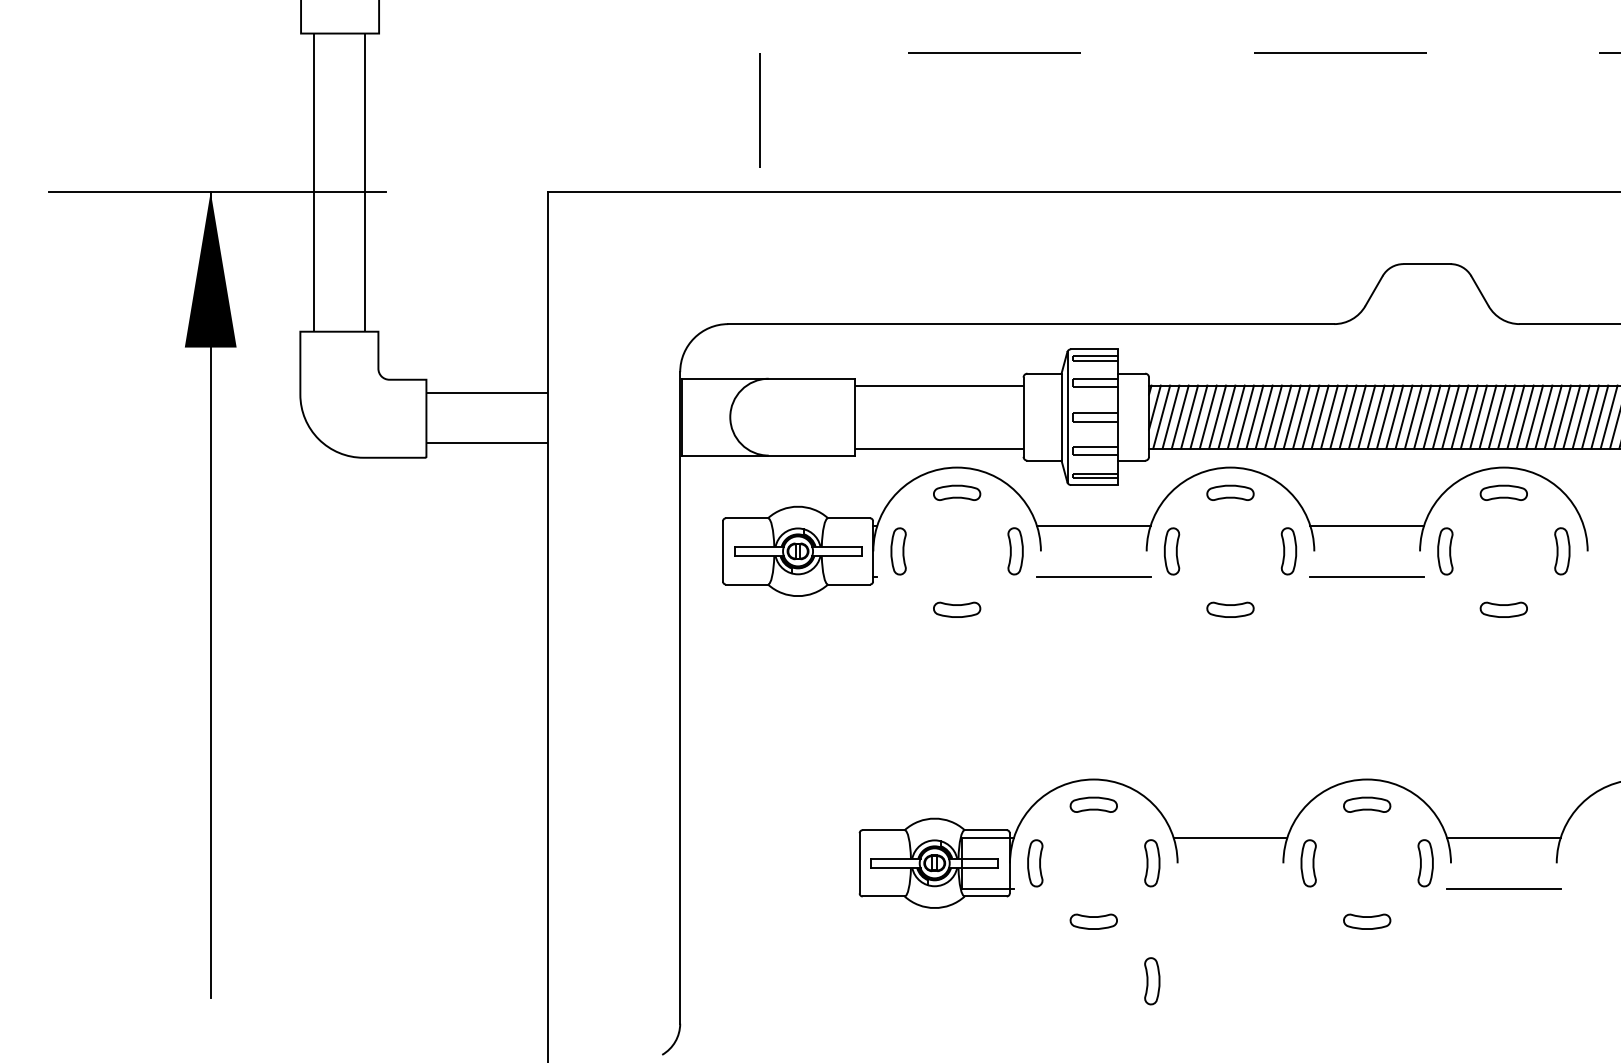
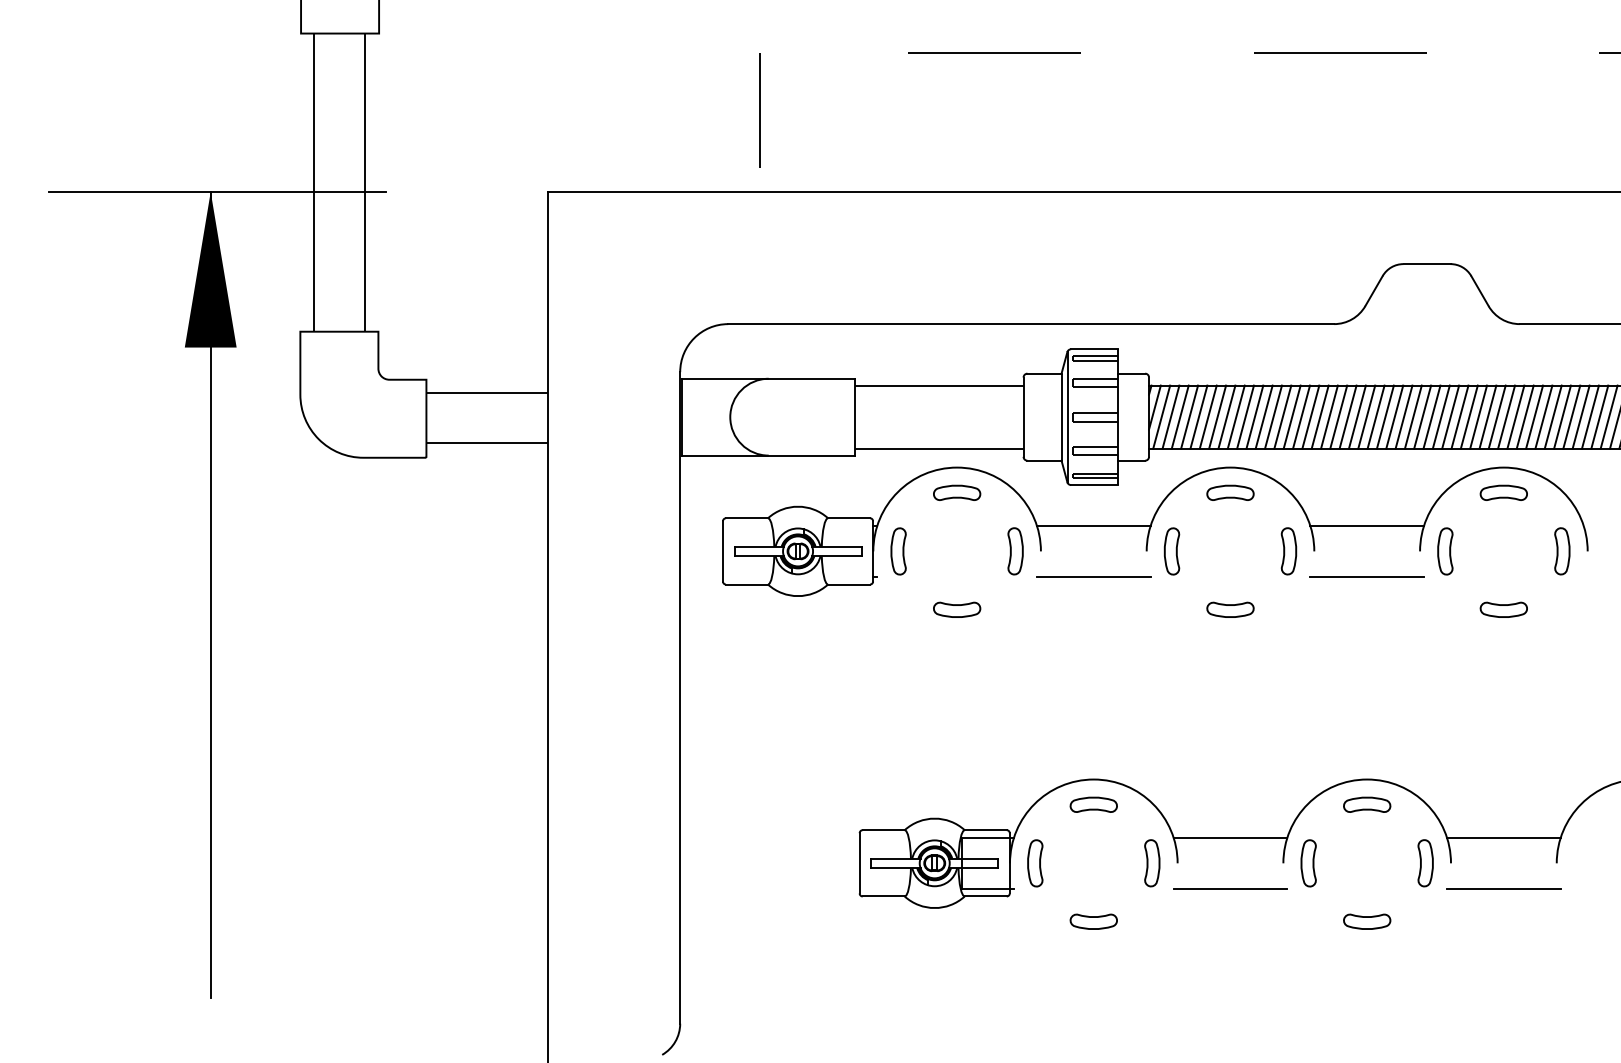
line: none -> present (1230, 888)
part: present -> none (1152, 981)
